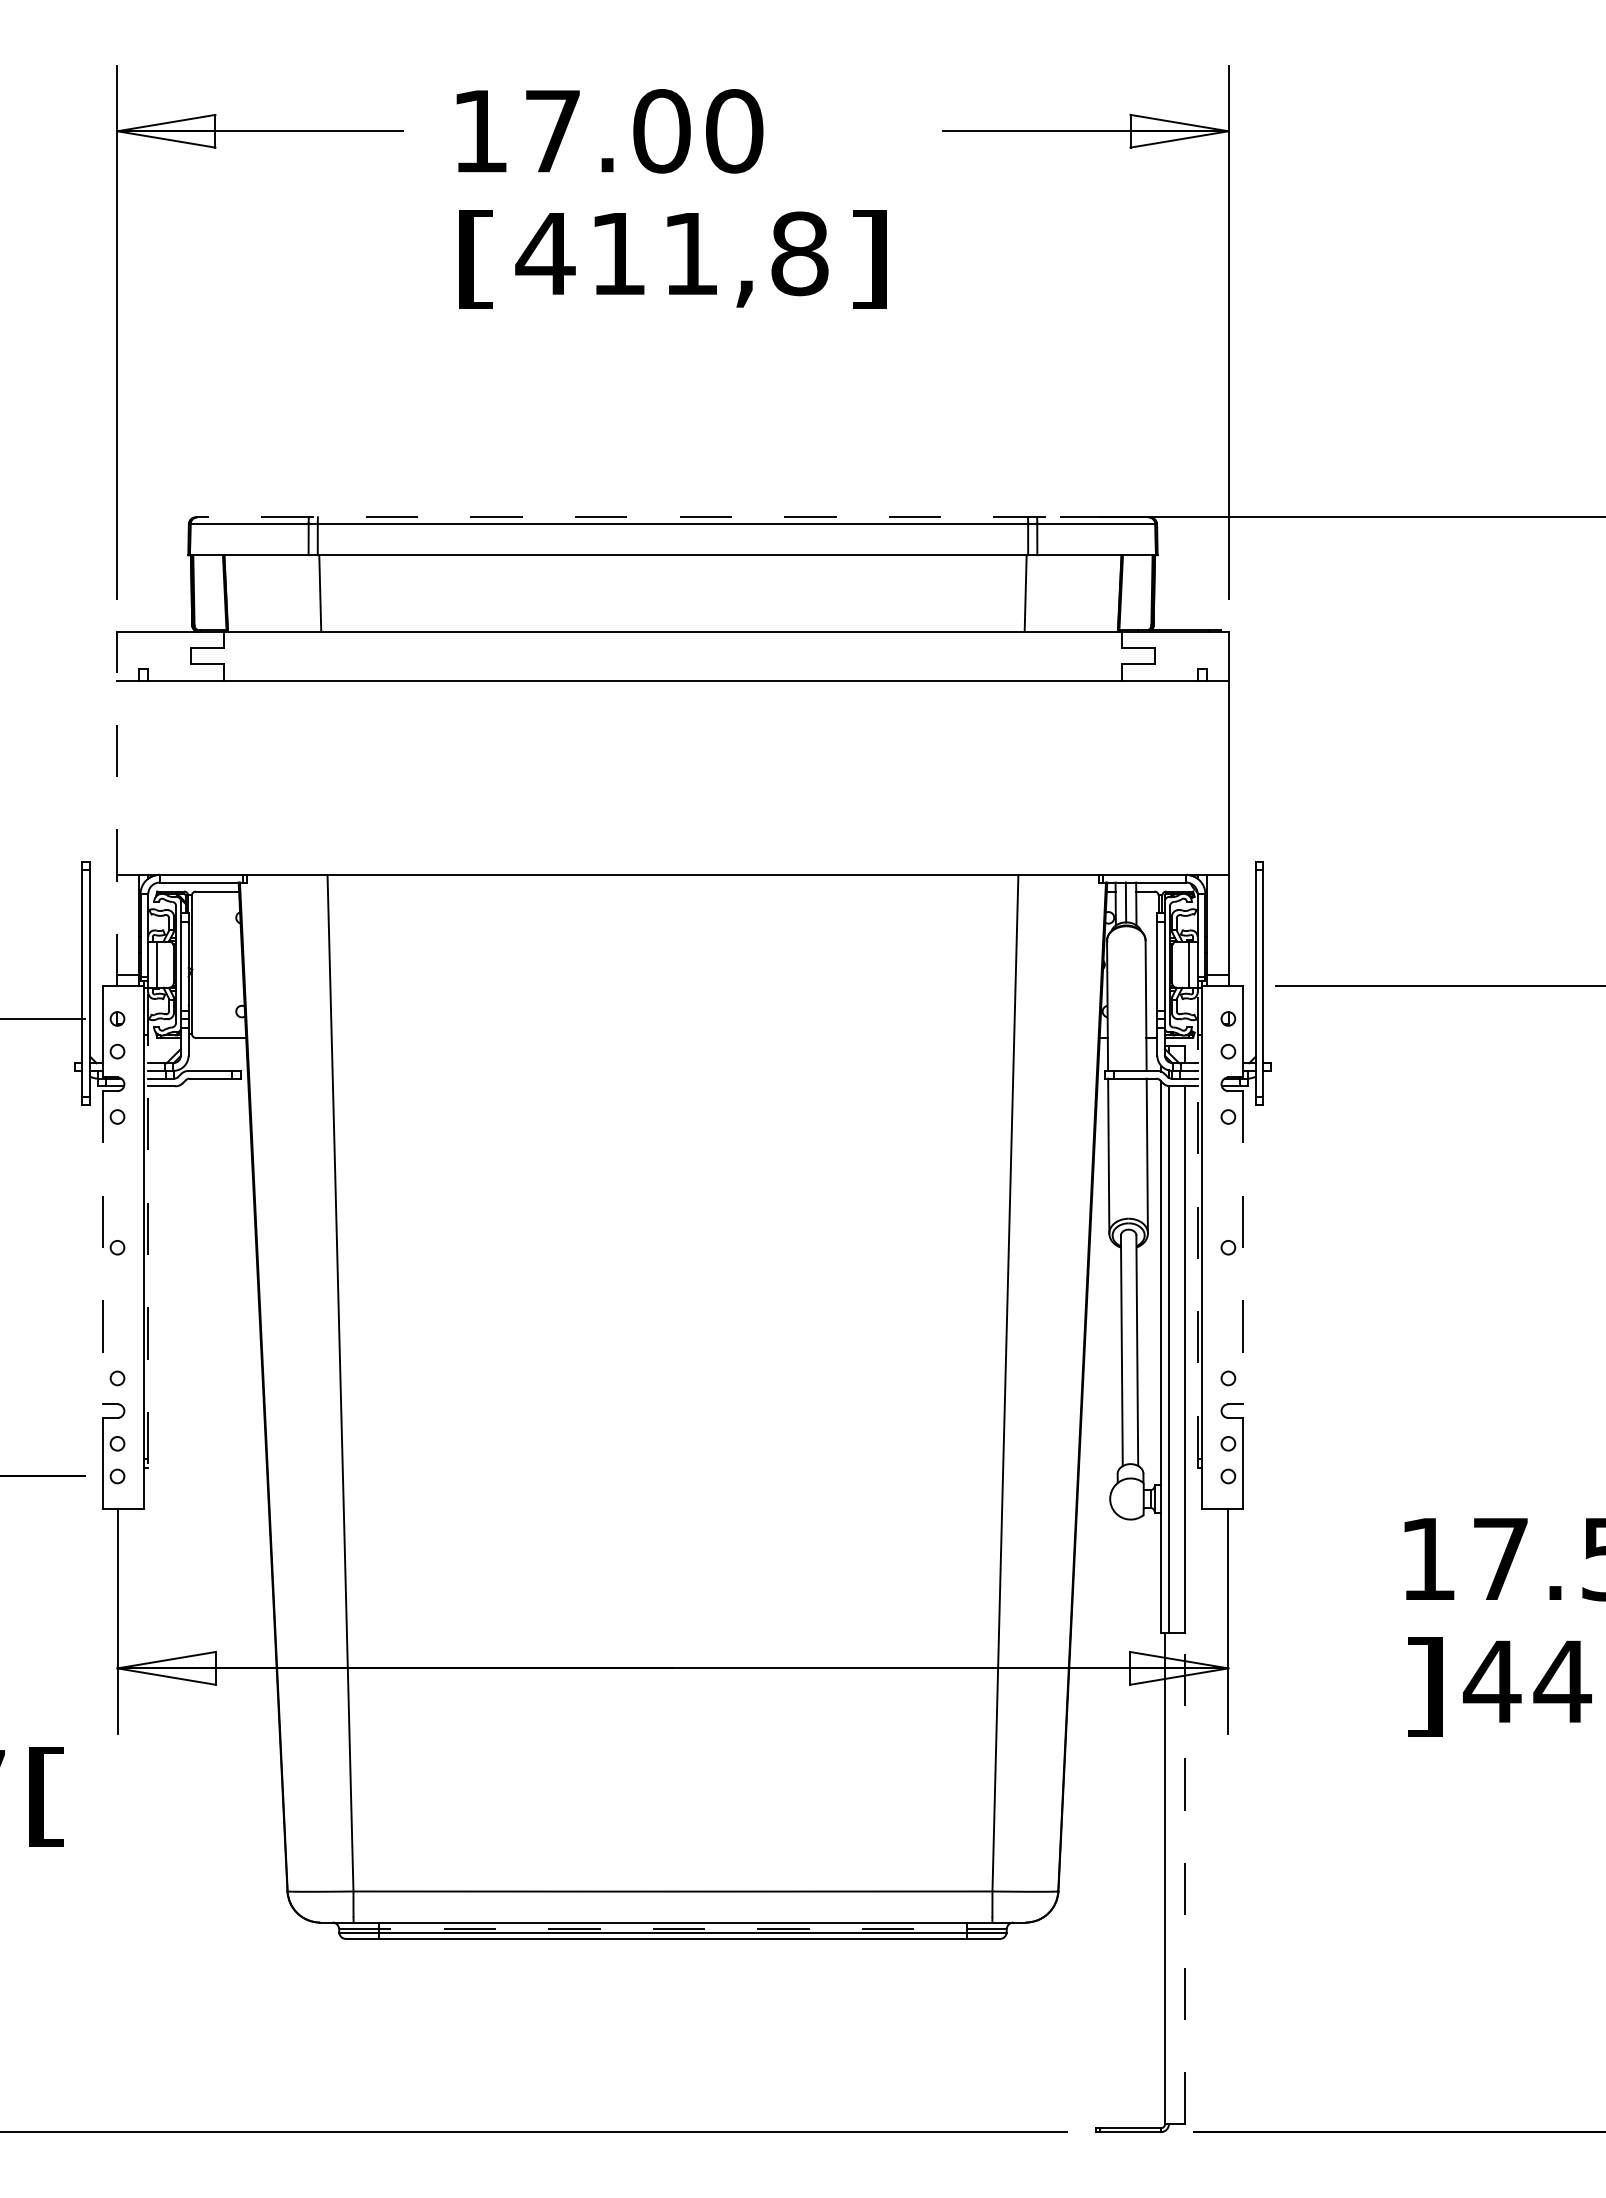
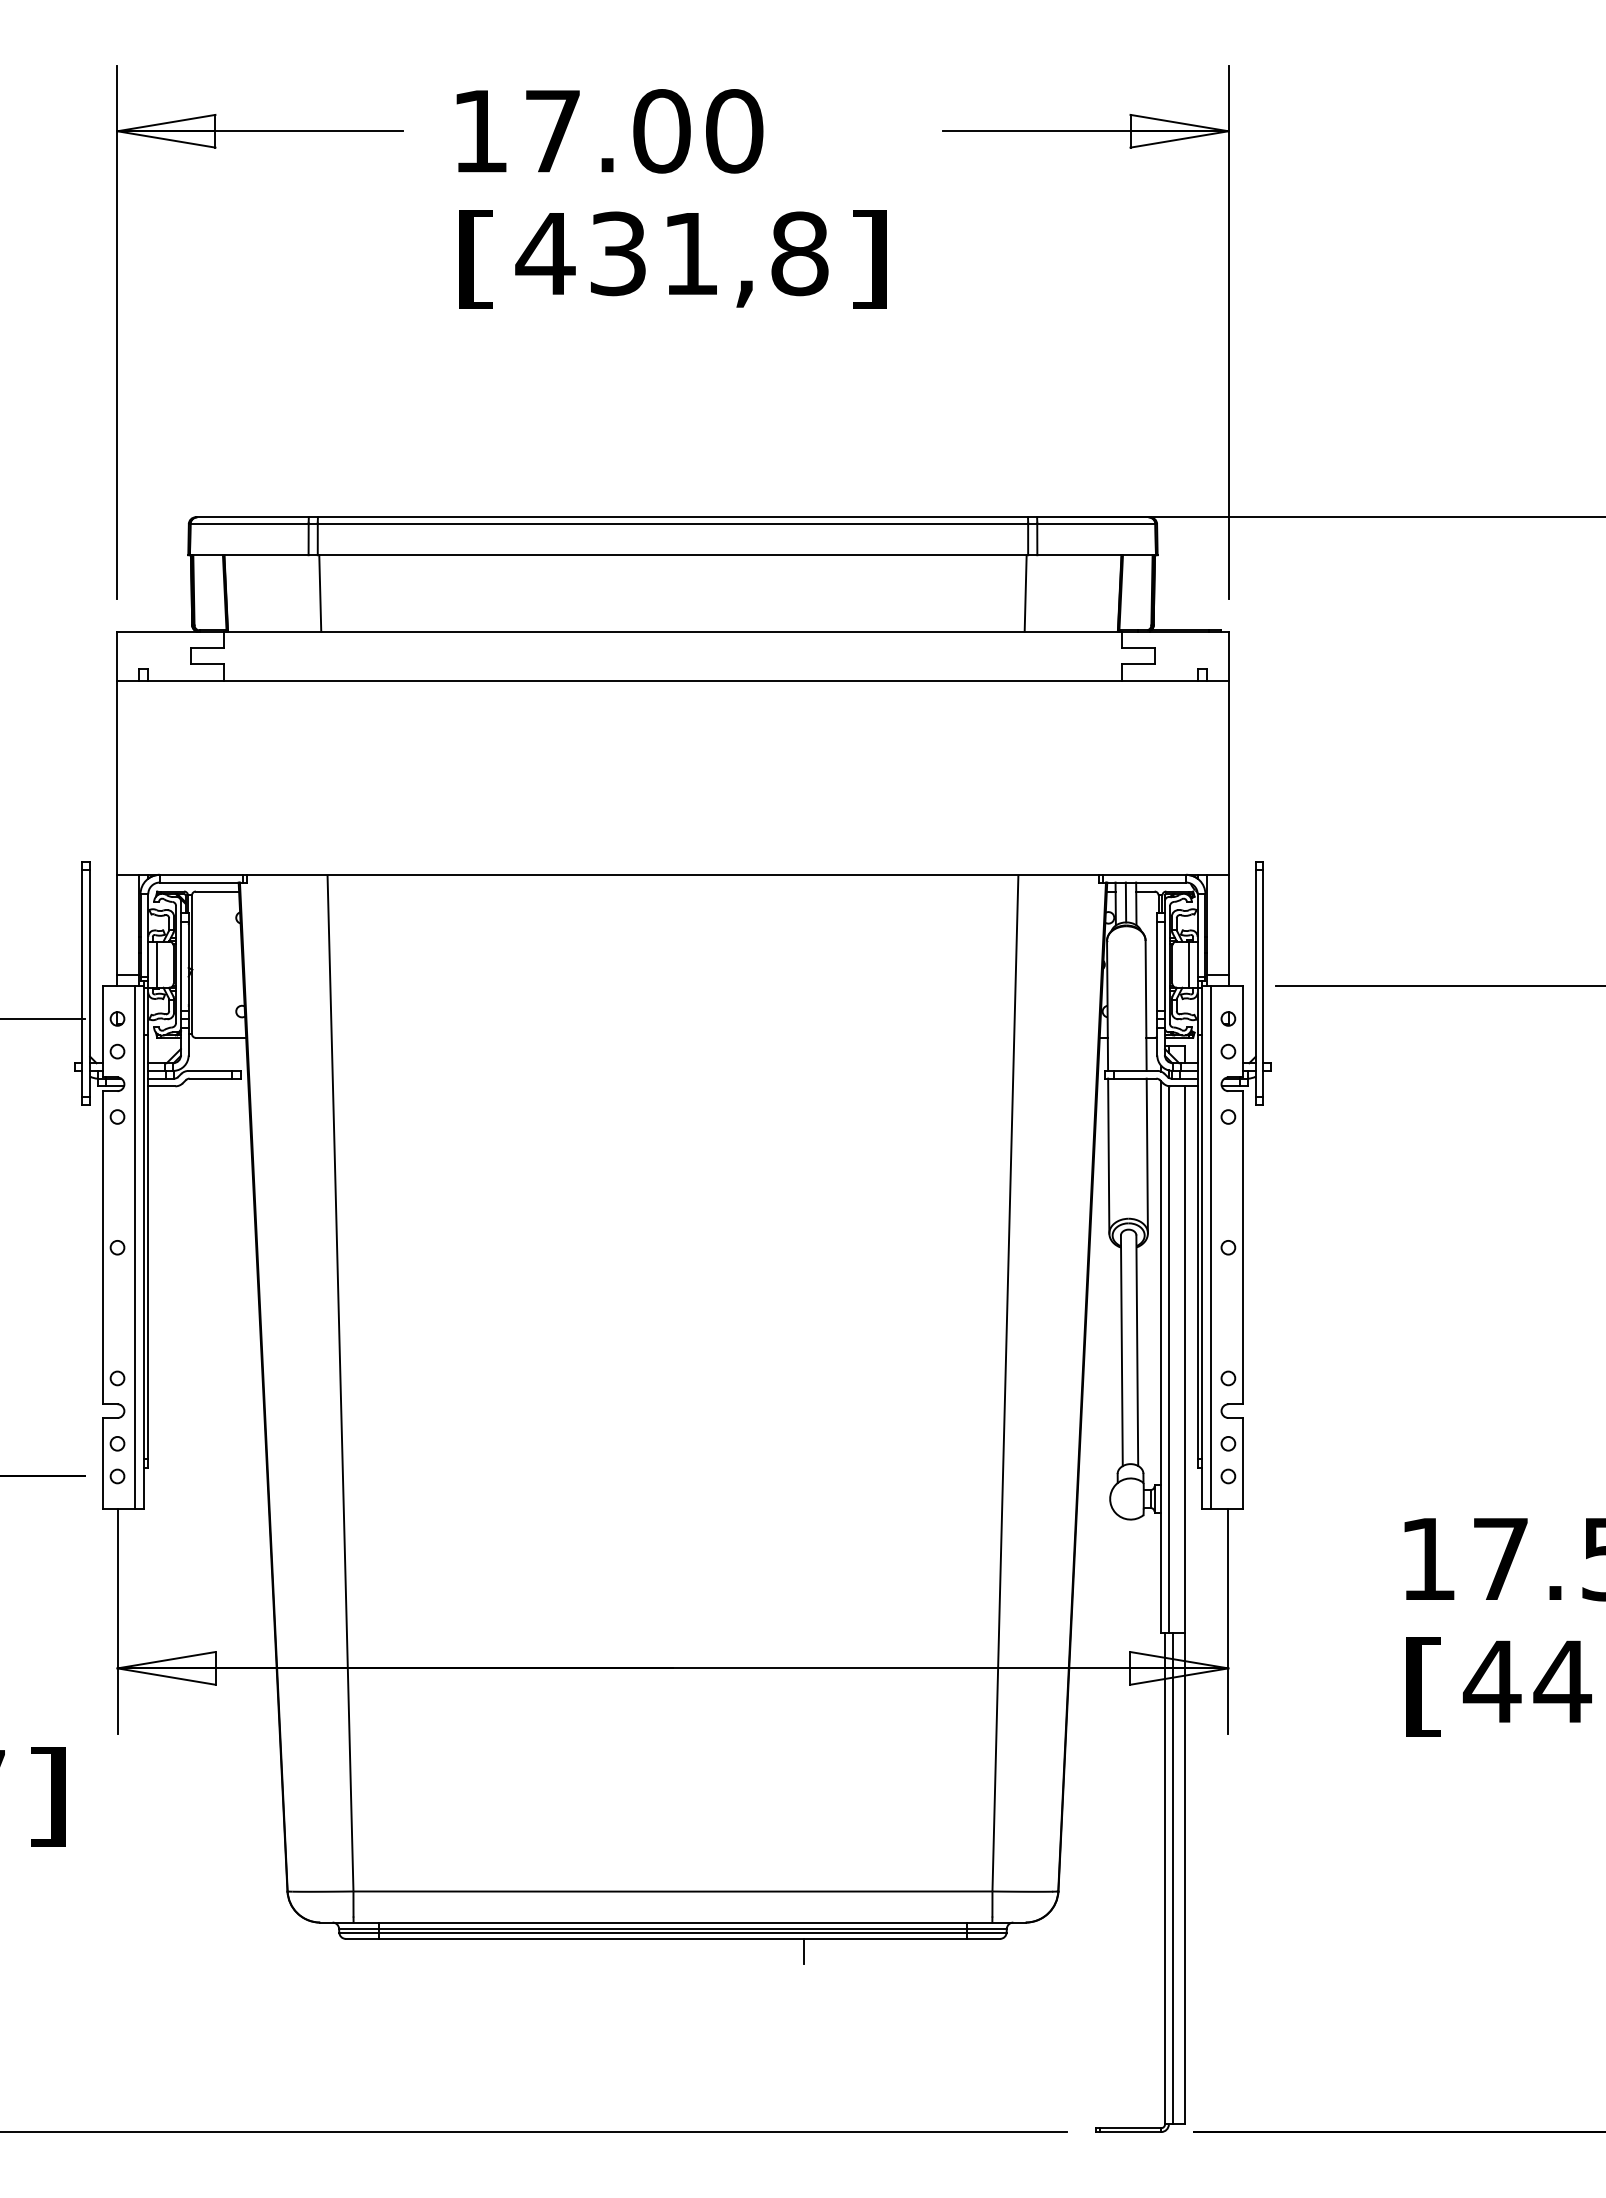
text: 411,8 -> 431,8 (618, 253)
line: dashed -> solid (672, 517)
line: dashed -> solid (117, 808)
line: dashed -> solid (1197, 1230)
line: dashed -> solid (148, 1231)
line: dashed -> solid (102, 1247)
line: none -> present (135, 1247)
line: none -> present (1210, 1247)
line: dashed -> solid (1243, 1247)
text: ] -> [ (1424, 1686)
text: [ -> ] (47, 1796)
line: none -> present (1172, 1878)
line: dashed -> solid (1185, 1878)
line: dashed -> solid (672, 1928)
line: none -> present (803, 1951)
